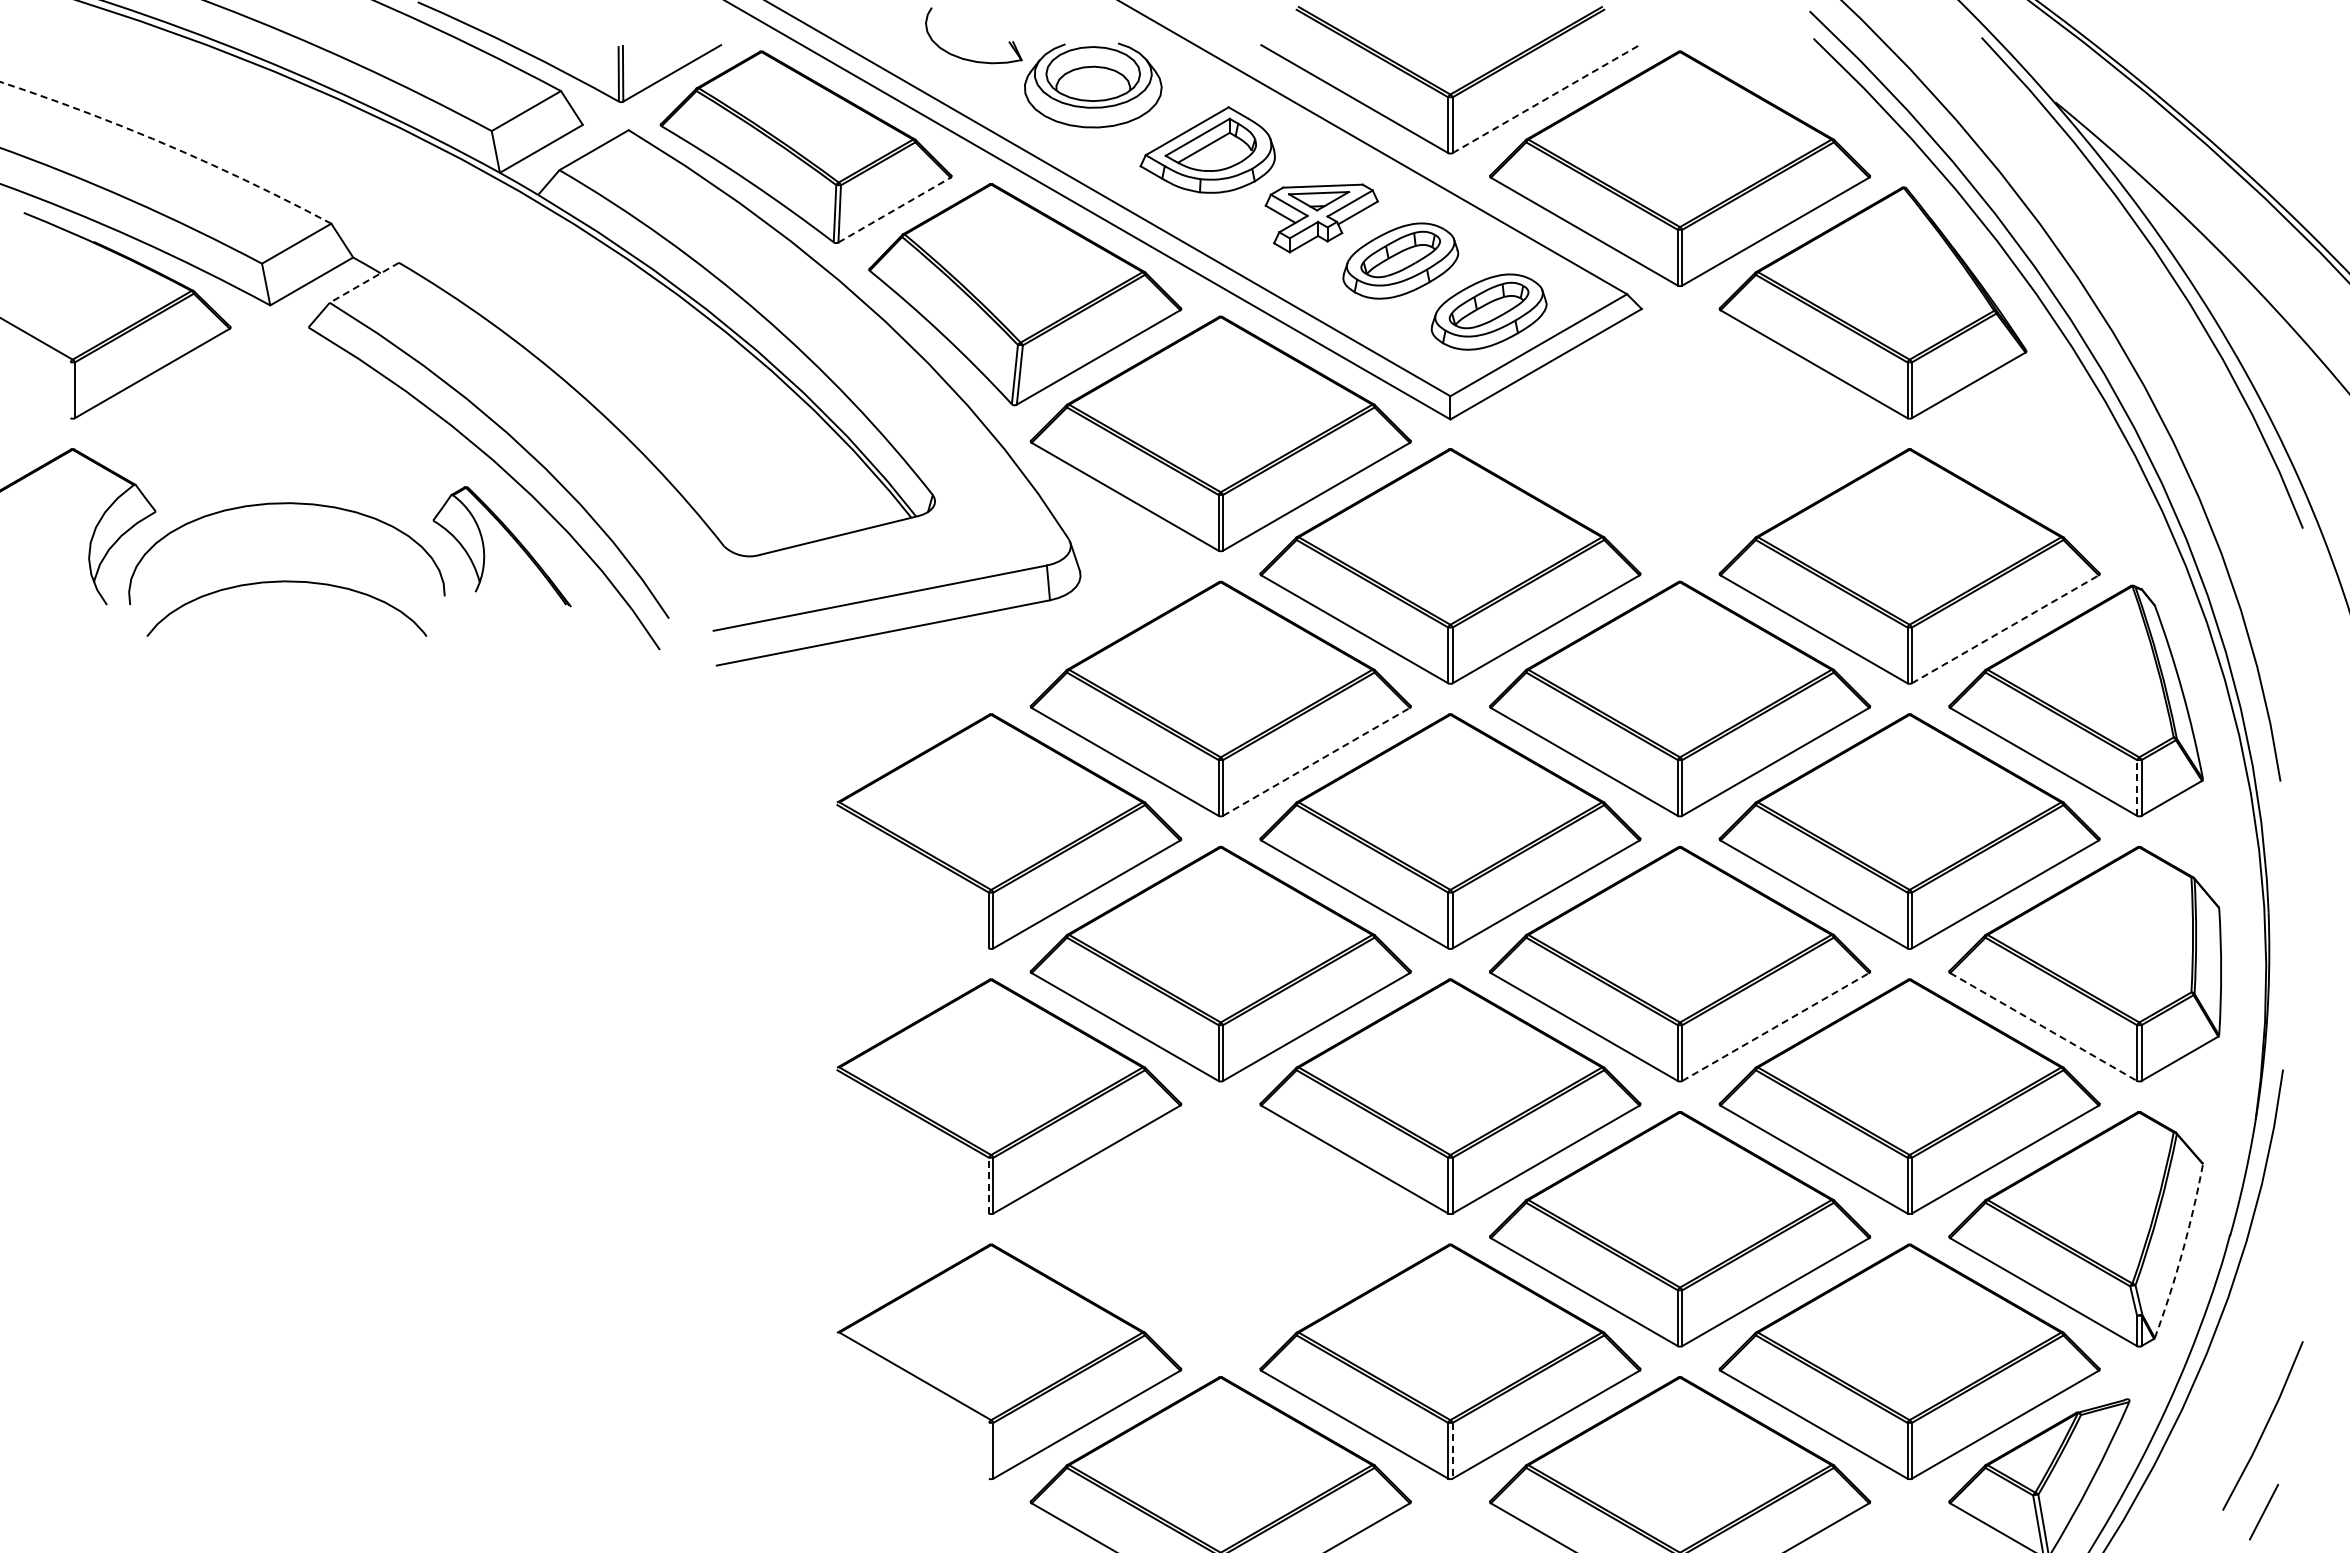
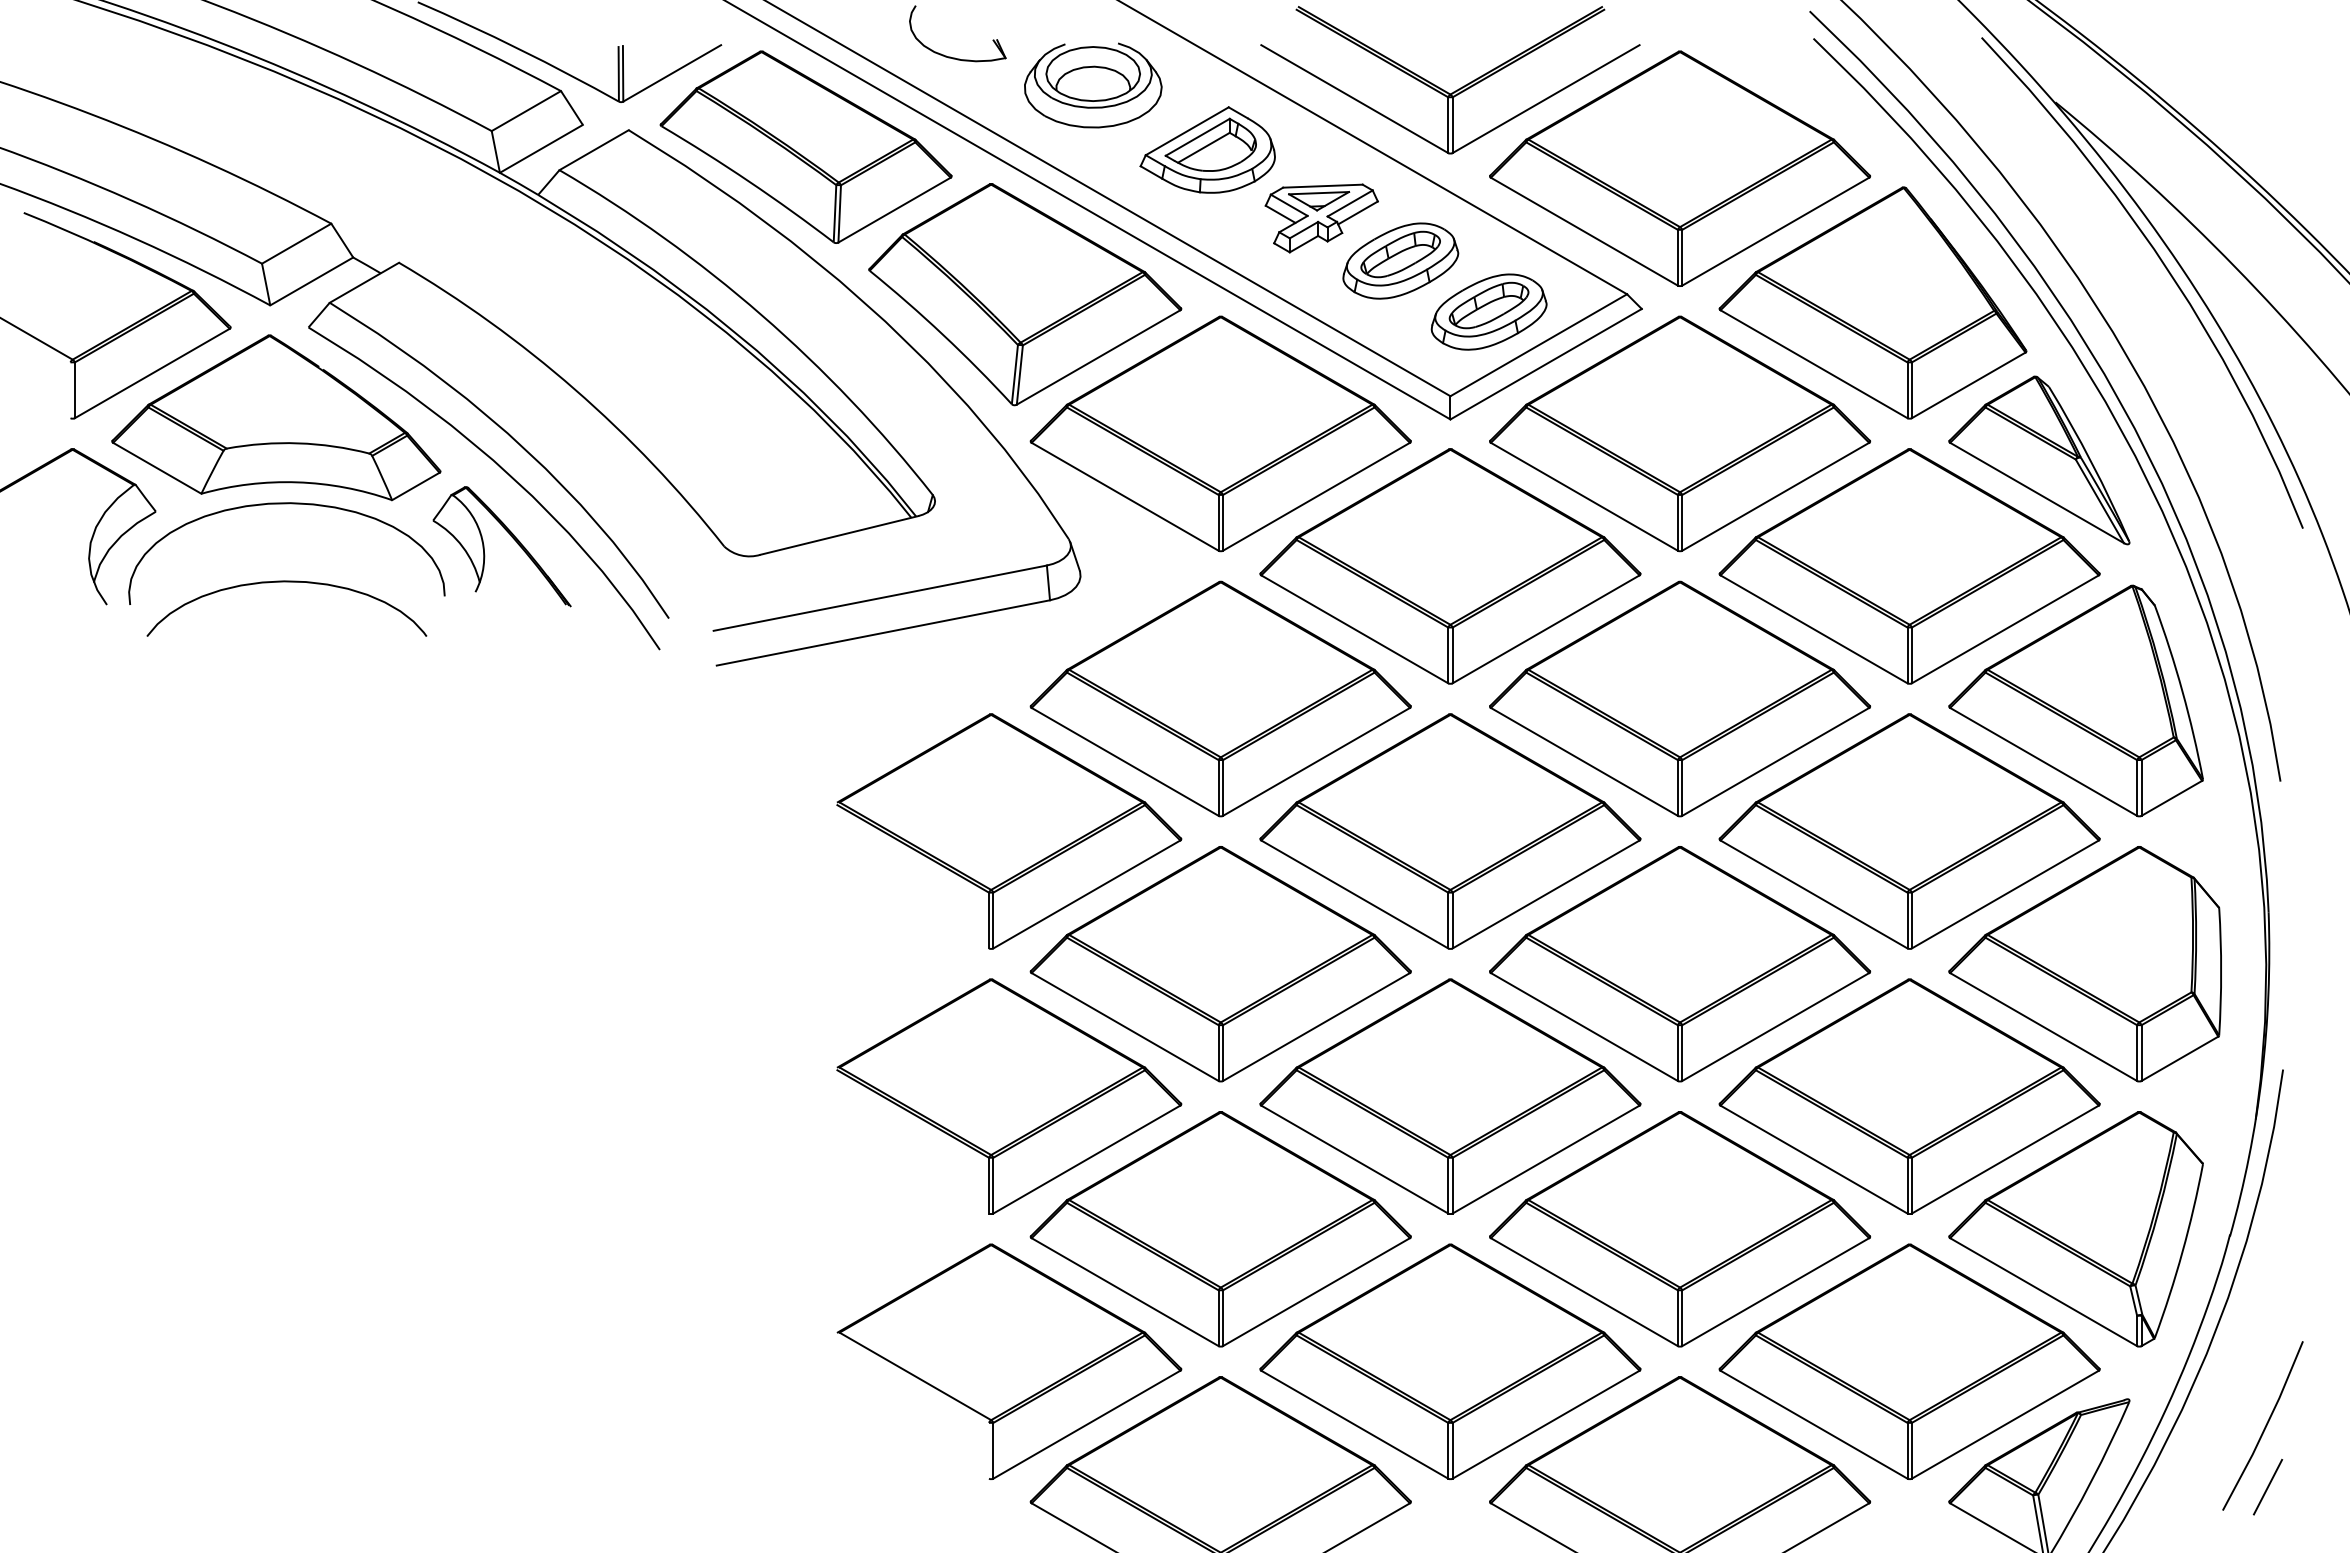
part position: (966, 58) -> (950, 56) (950, 56)
line: dashed -> solid (1546, 99)
arc: dashed -> solid (168, 145)
line: dashed -> solid (894, 210)
line: dashed -> solid (364, 282)
part: none -> present (276, 417)
part: none -> present (1680, 433)
part: none -> present (2039, 460)
line: dashed -> solid (2005, 629)
line: dashed -> solid (1316, 761)
line: dashed -> solid (2137, 787)
line: dashed -> solid (1775, 1027)
line: dashed -> solid (2043, 1027)
line: dashed -> solid (988, 1185)
part: none -> present (1220, 1229)
arc: dashed -> solid (2182, 1252)
line: dashed -> solid (1452, 1450)
line position: (2263, 1511) -> (2267, 1486) (2267, 1486)
